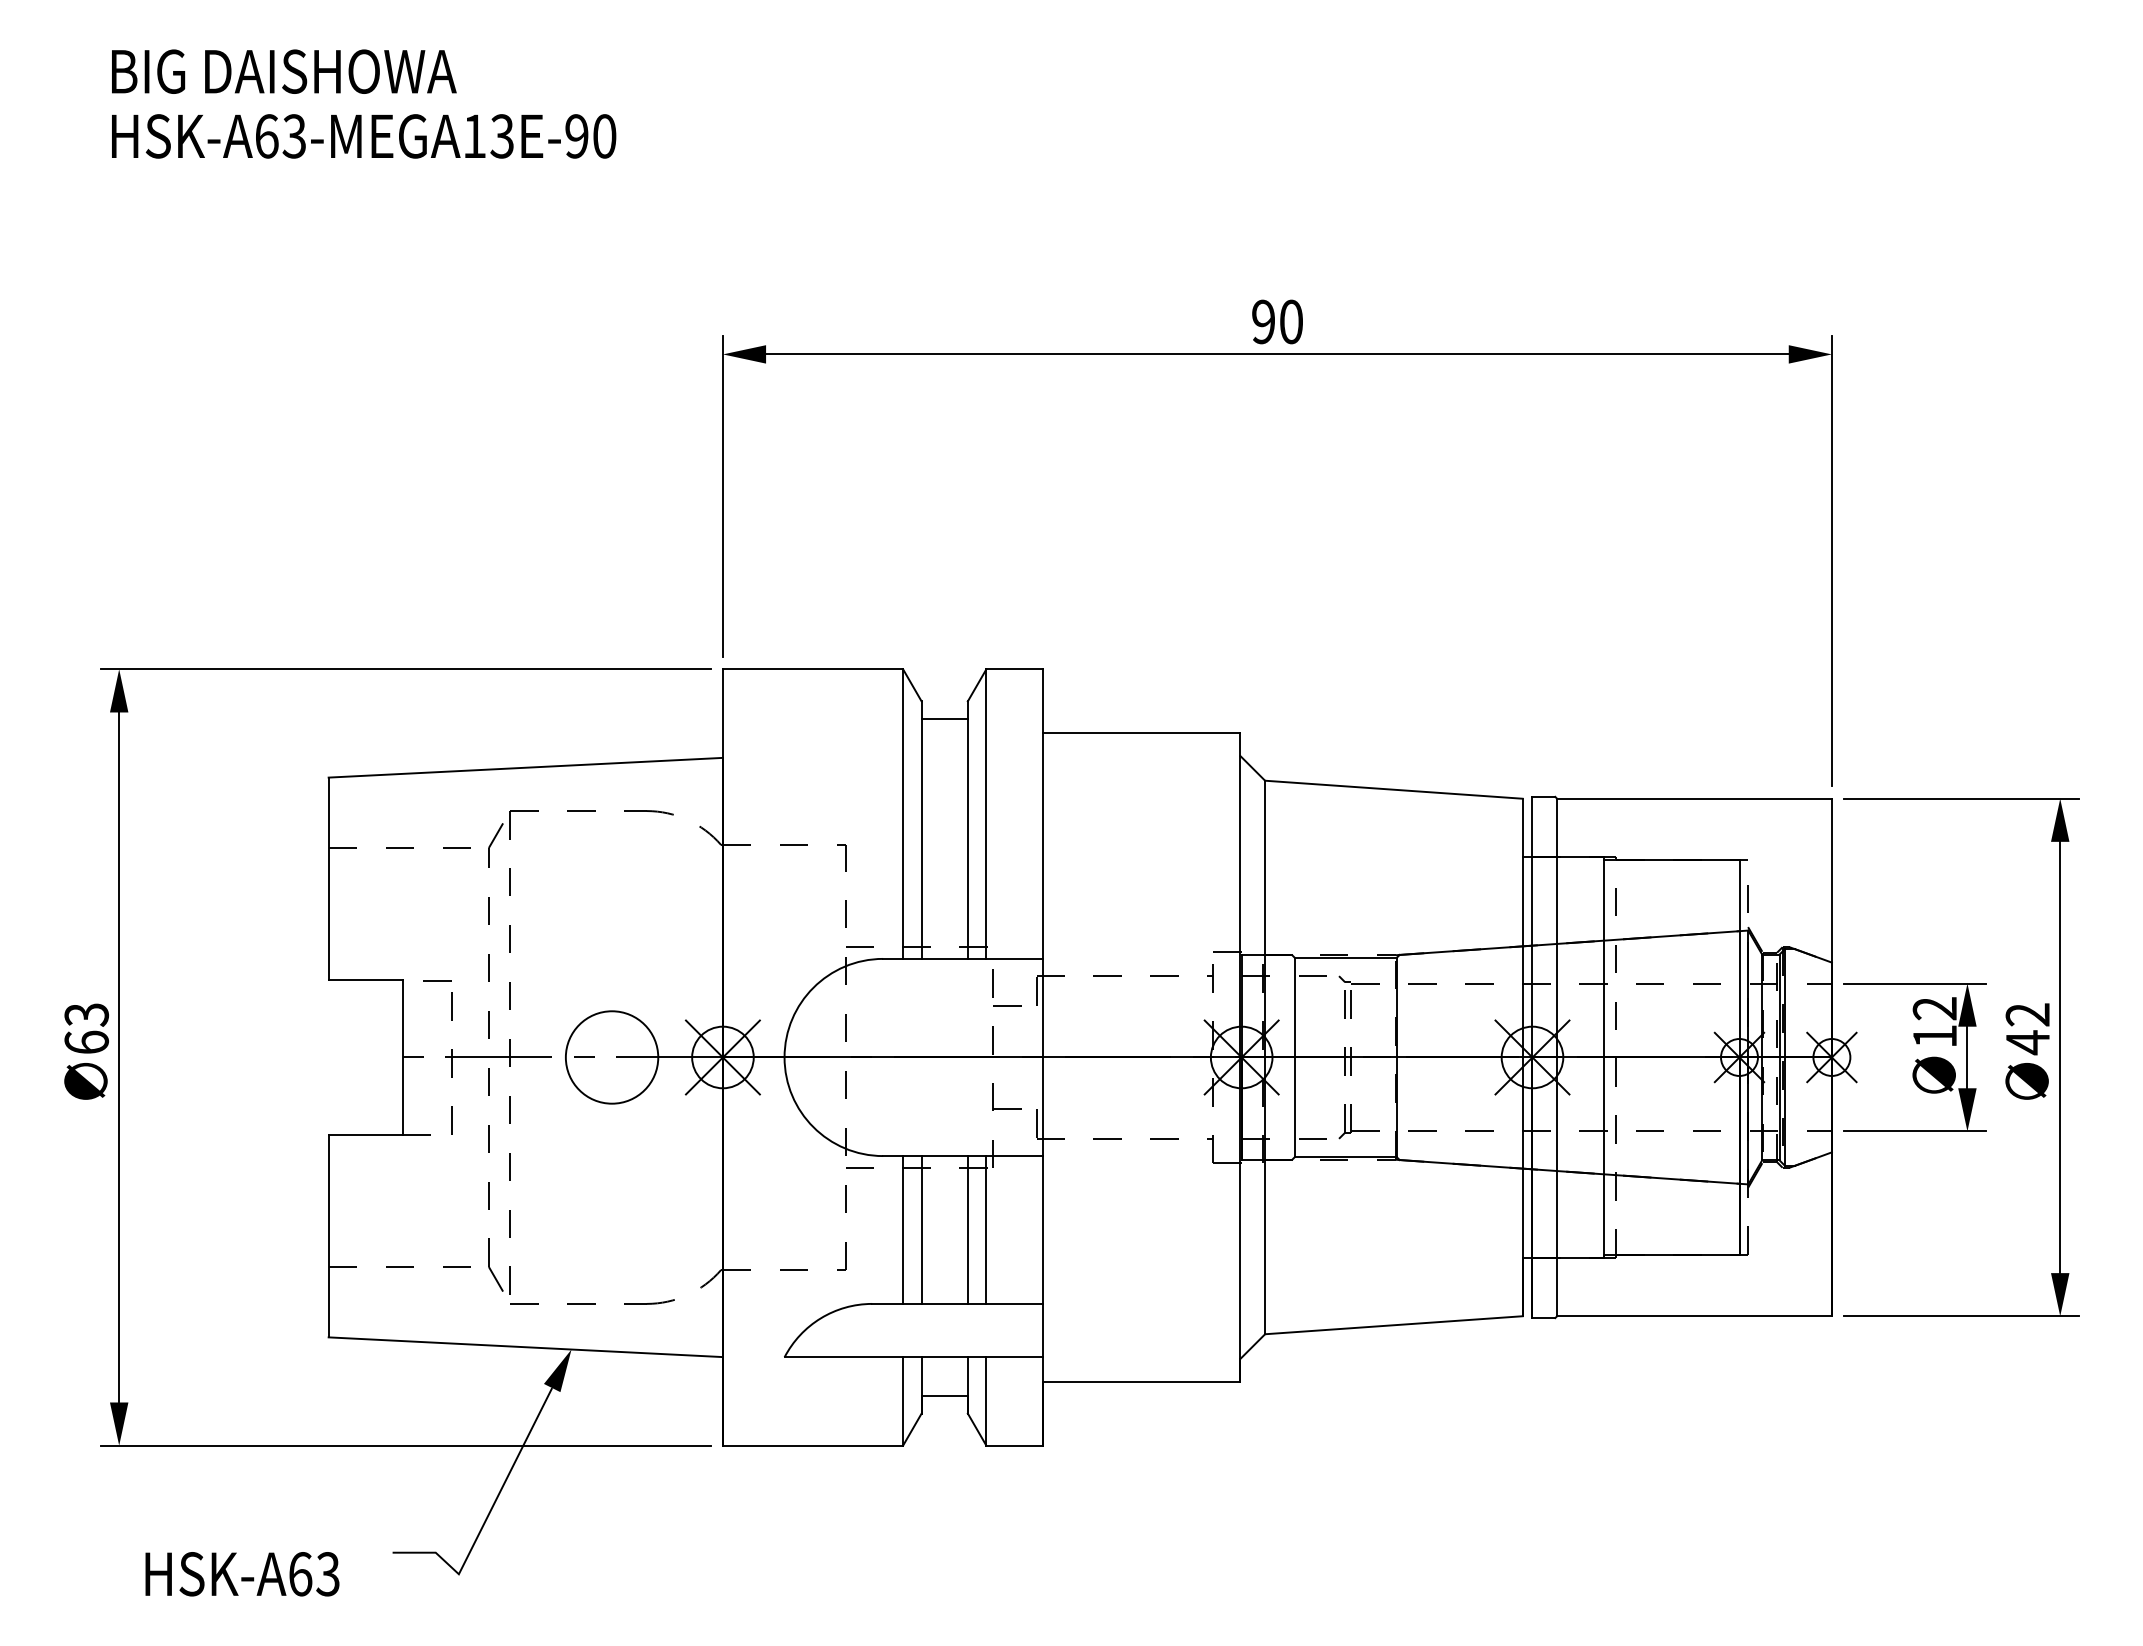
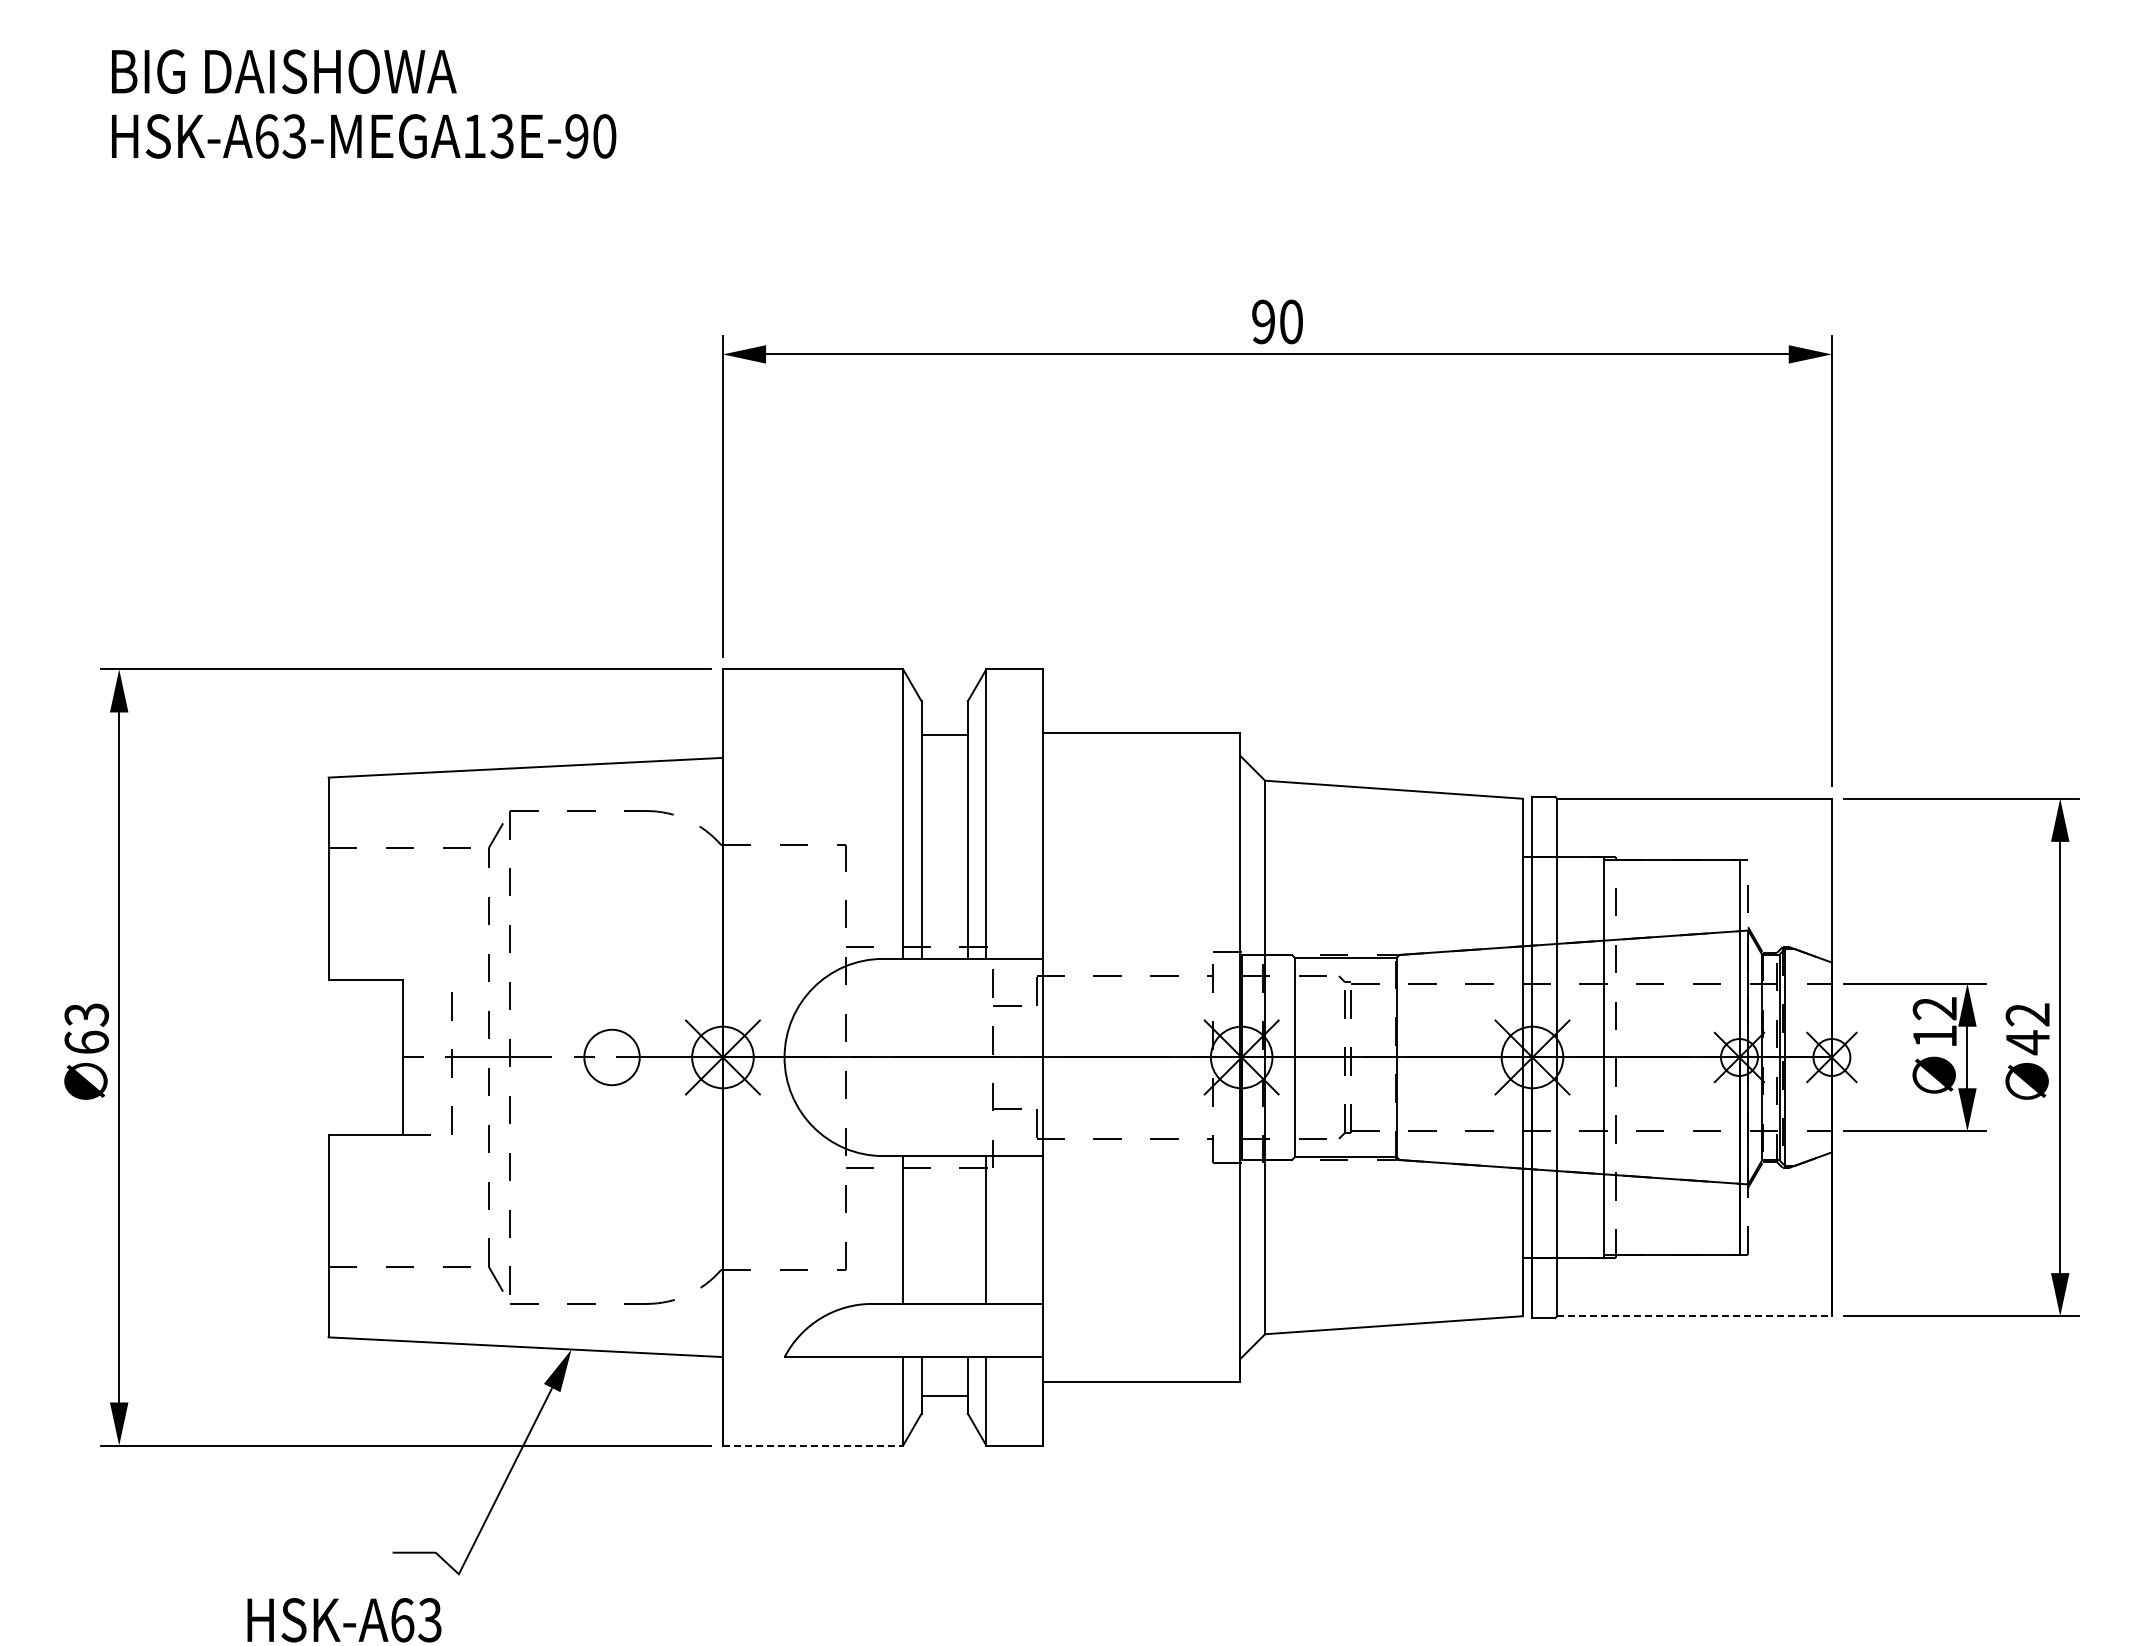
line position: (944, 718) -> (944, 734) (944, 734)
line: present -> none (437, 980)
circle diameter: 92 px -> 55 px (611, 1057)
line: present -> none (921, 1229)
line: present -> none (967, 1229)
line: solid -> dashed (1695, 1316)
line: solid -> dashed (813, 1445)
text position: (242, 1574) -> (344, 1620) (344, 1620)
